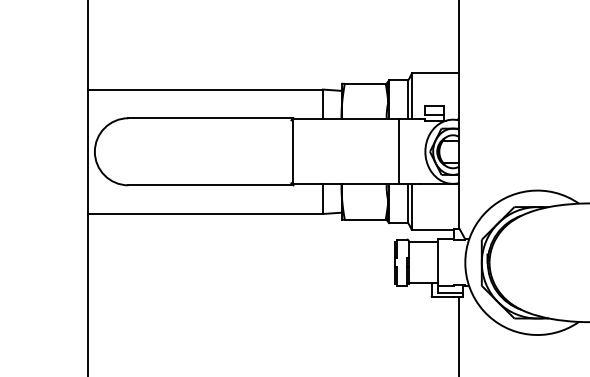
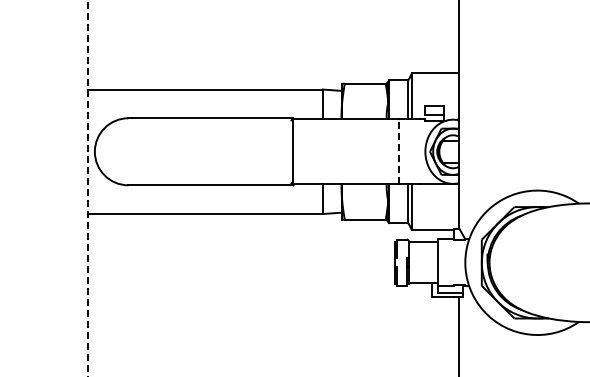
line: solid -> dashed (399, 151)
line: solid -> dashed (88, 188)
